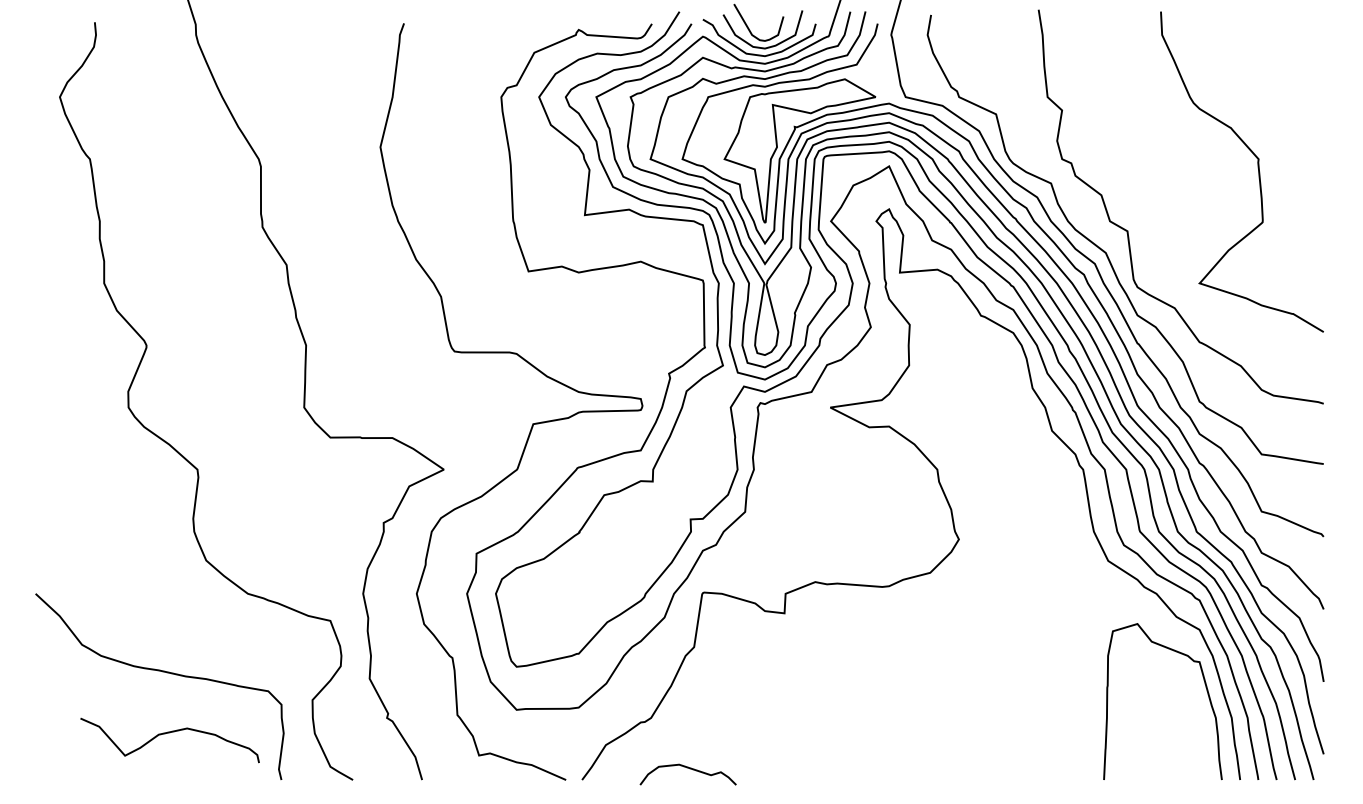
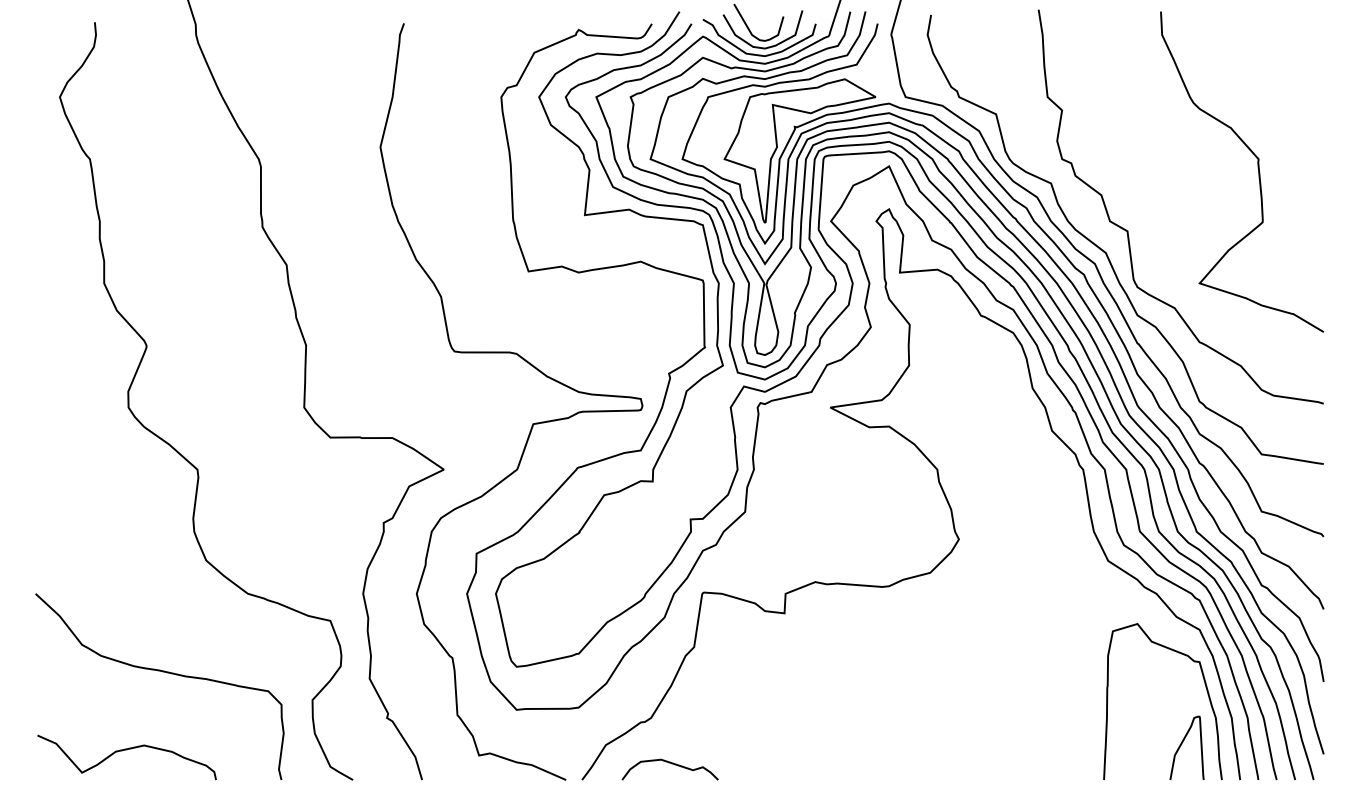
curve position: (169, 733) -> (126, 750) (126, 750)
curve: none -> present (1182, 744)
curve position: (690, 769) -> (672, 764) (672, 764)
